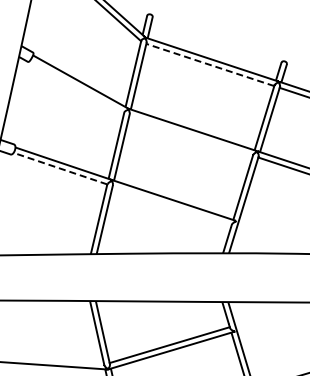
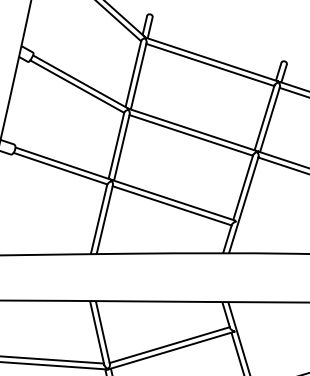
line: dashed -> solid (209, 64)
line: none -> present (77, 86)
line: none -> present (190, 135)
line: dashed -> solid (60, 168)
line: none -> present (171, 205)
line: none -> present (52, 359)
